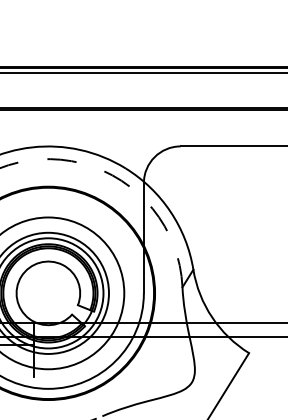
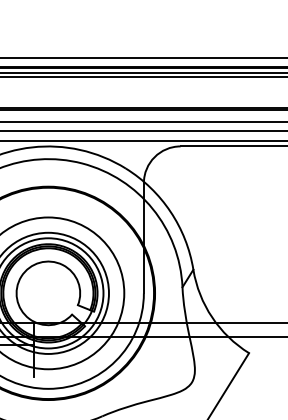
line: none -> present (143, 57)
line: none -> present (143, 76)
line: none -> present (143, 122)
line: none -> present (143, 131)
line: none -> present (143, 141)
arc: dashed -> solid (116, 177)
